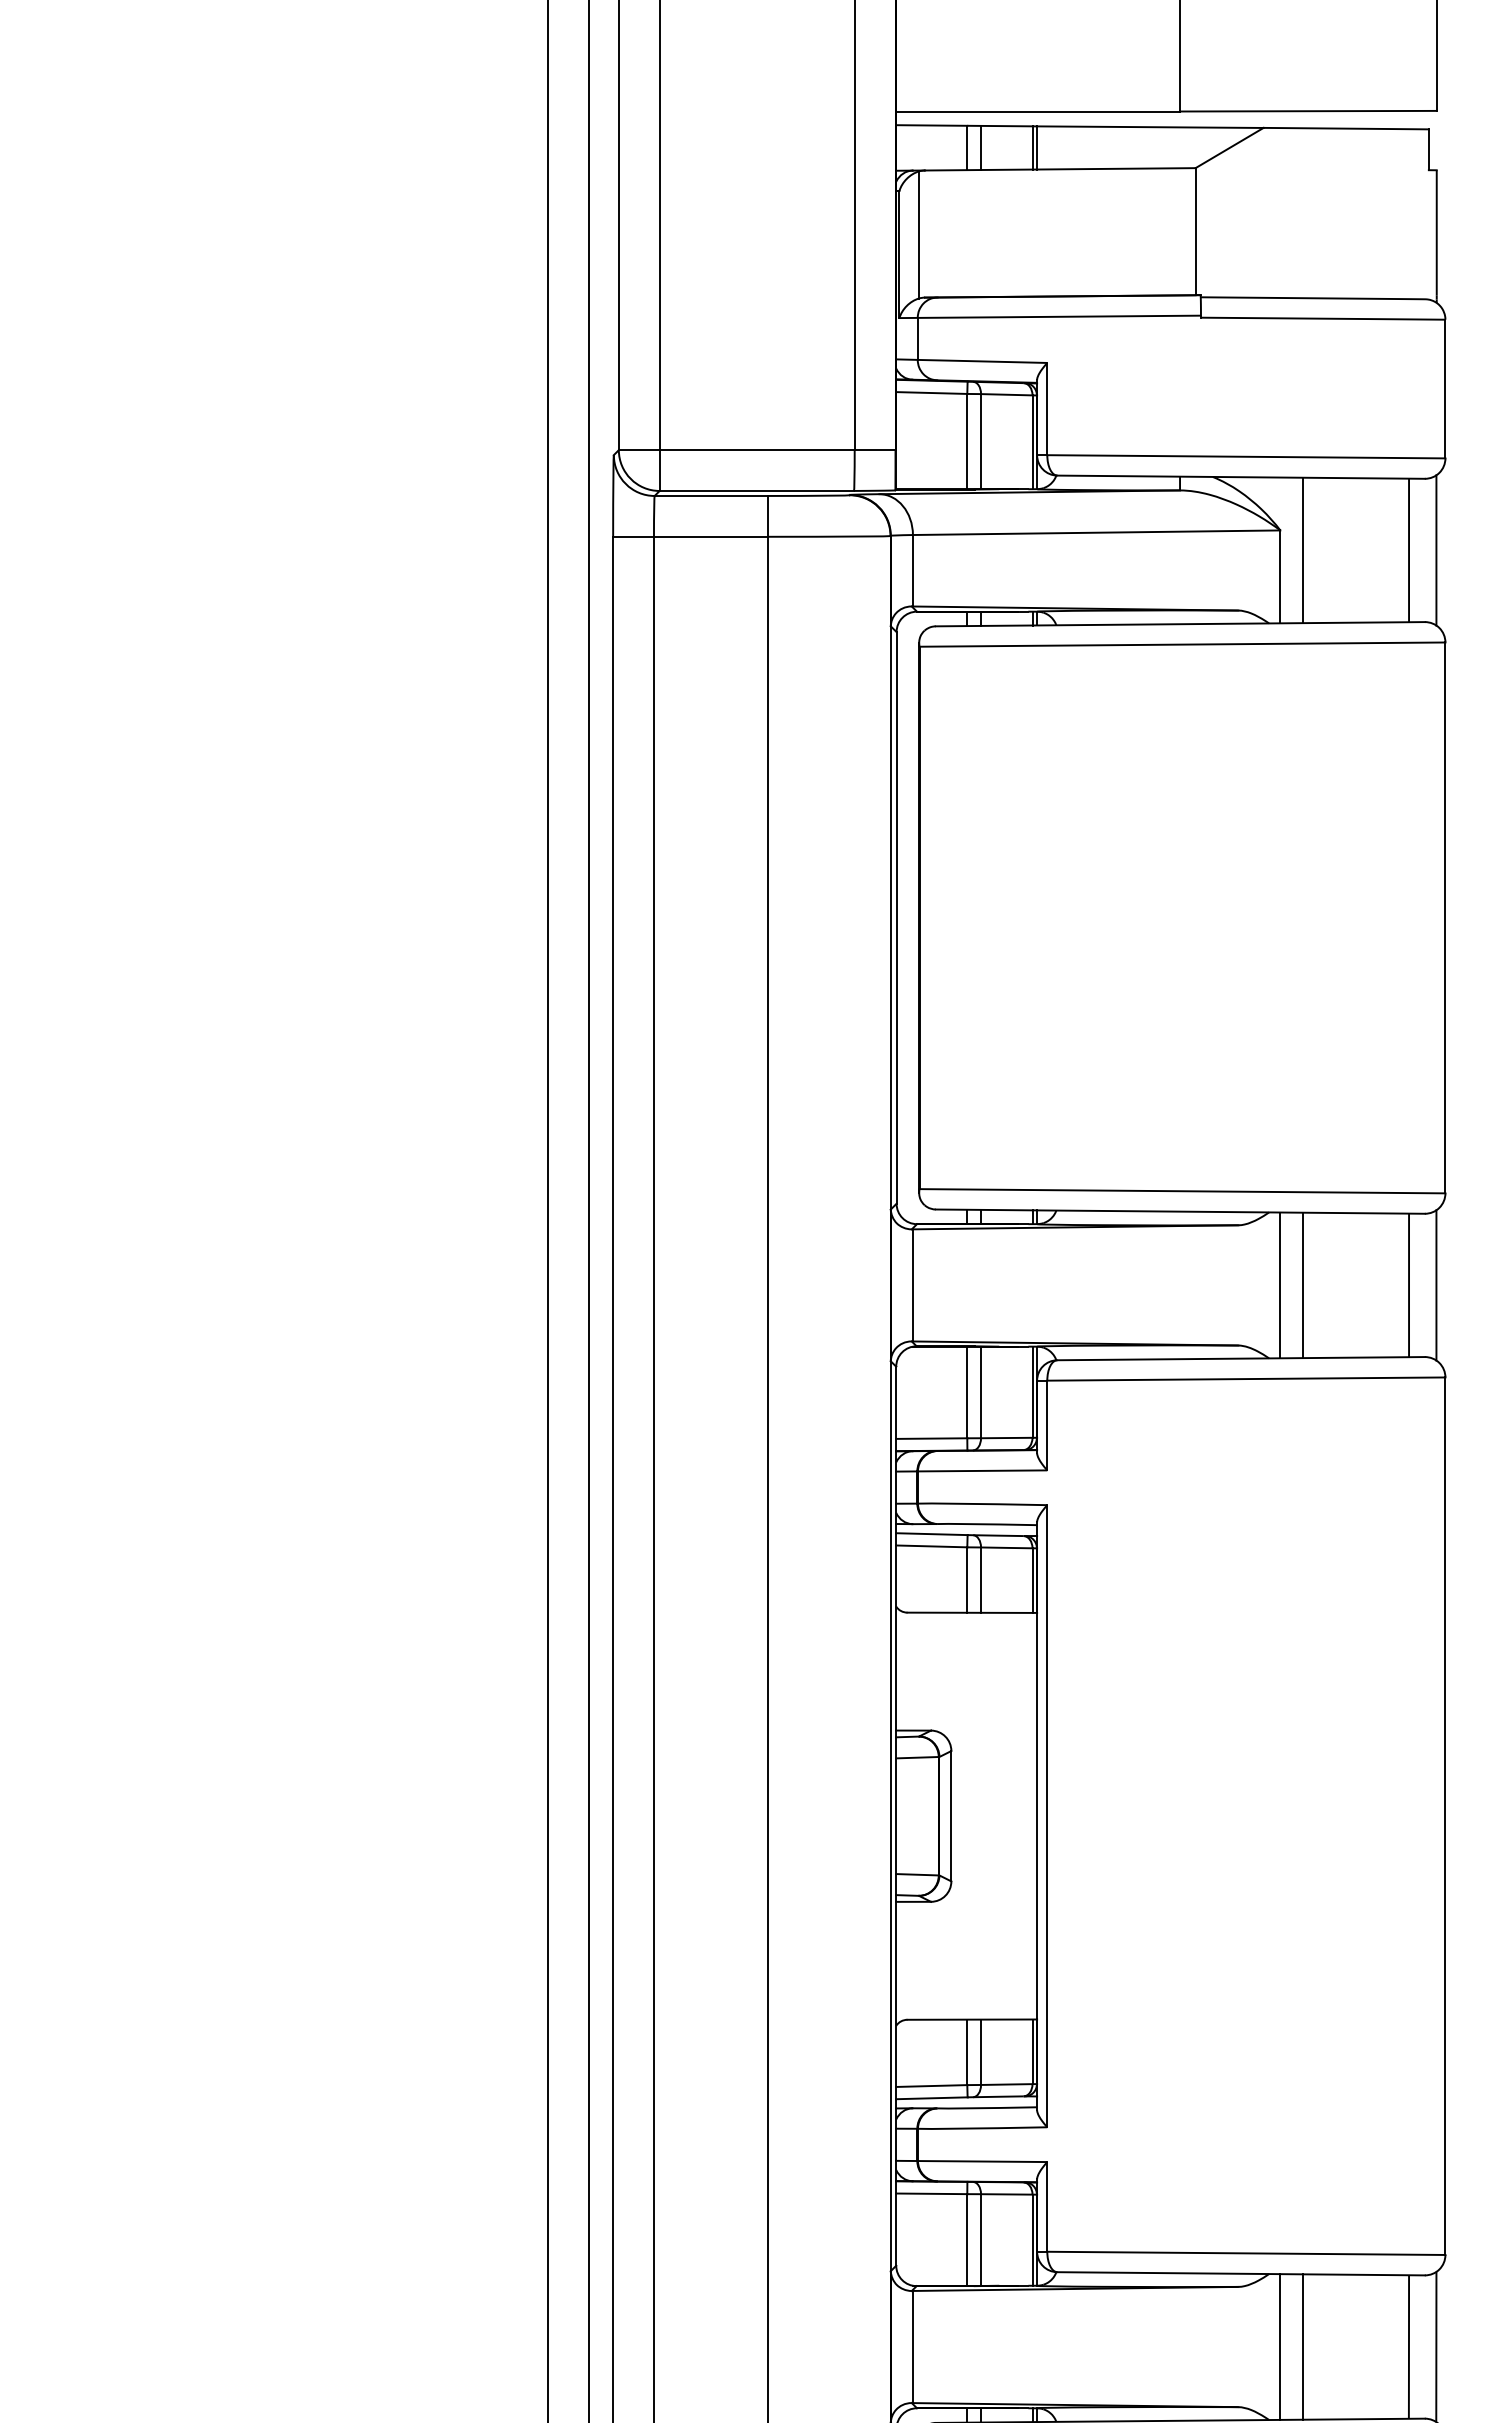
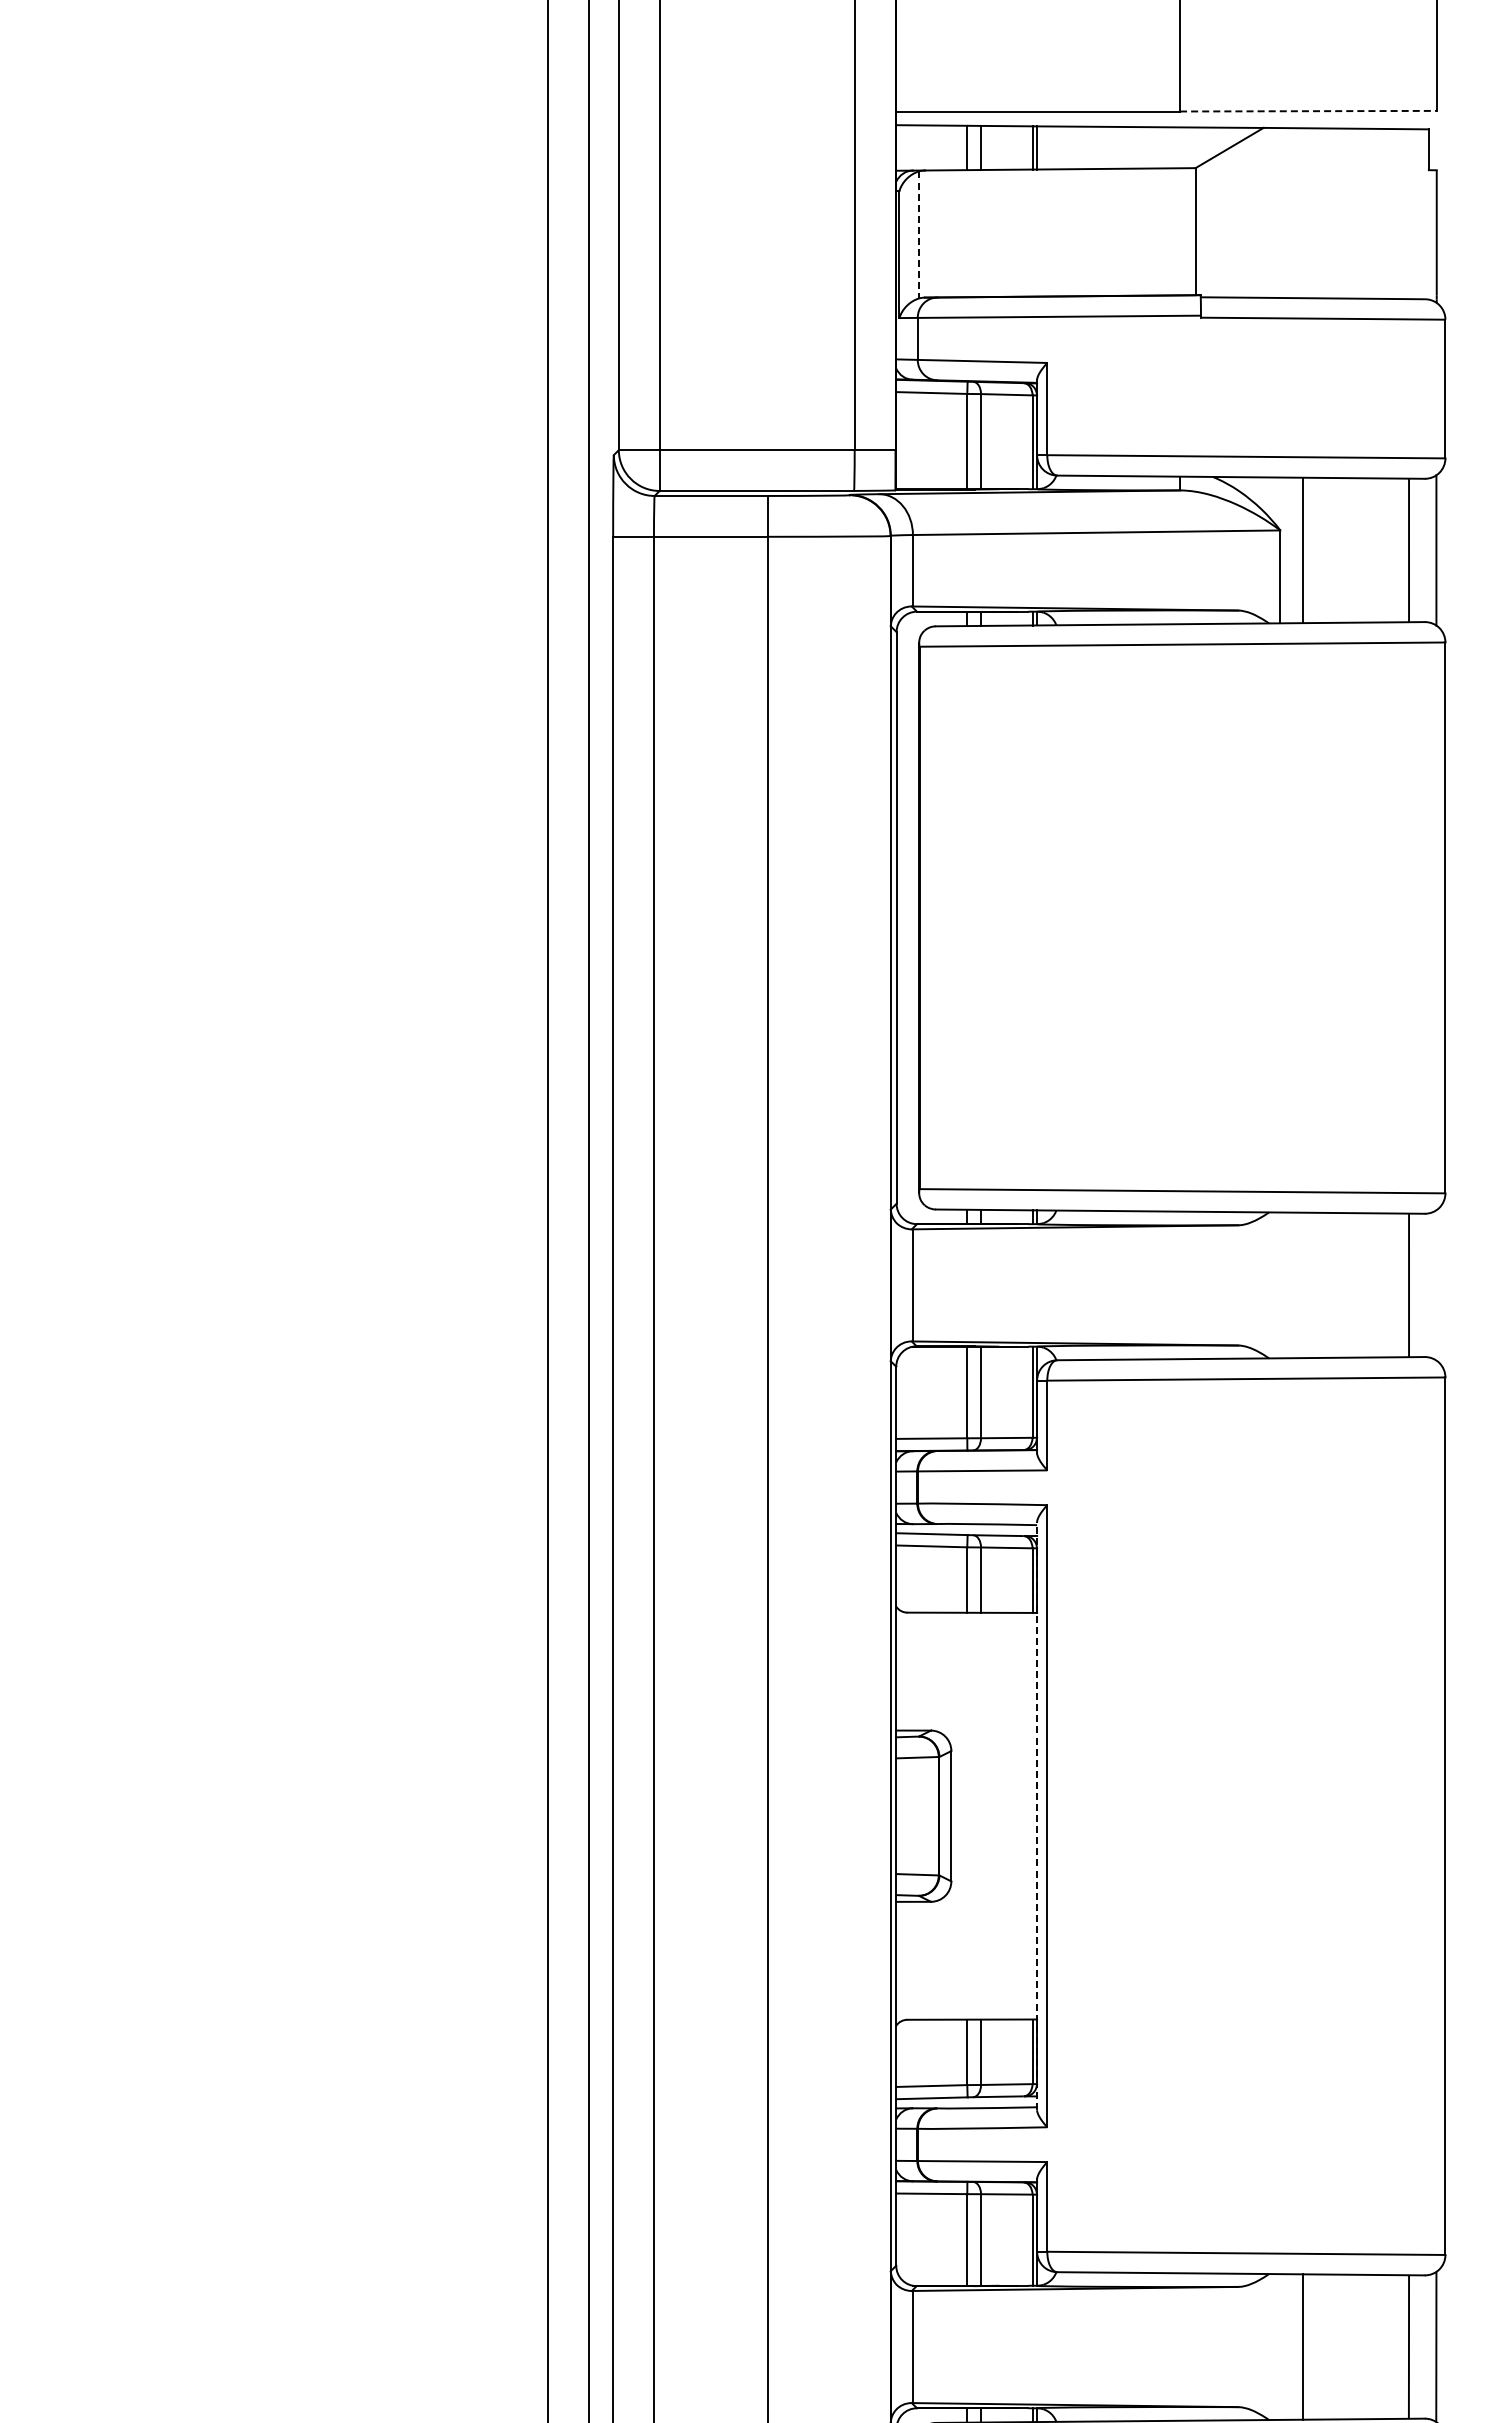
line: solid -> dashed (1308, 111)
line: solid -> dashed (918, 234)
line: present -> none (1280, 1285)
line: present -> none (1302, 1285)
line: present -> none (1436, 1285)
line: solid -> dashed (1037, 1815)
line: present -> none (1280, 2346)
